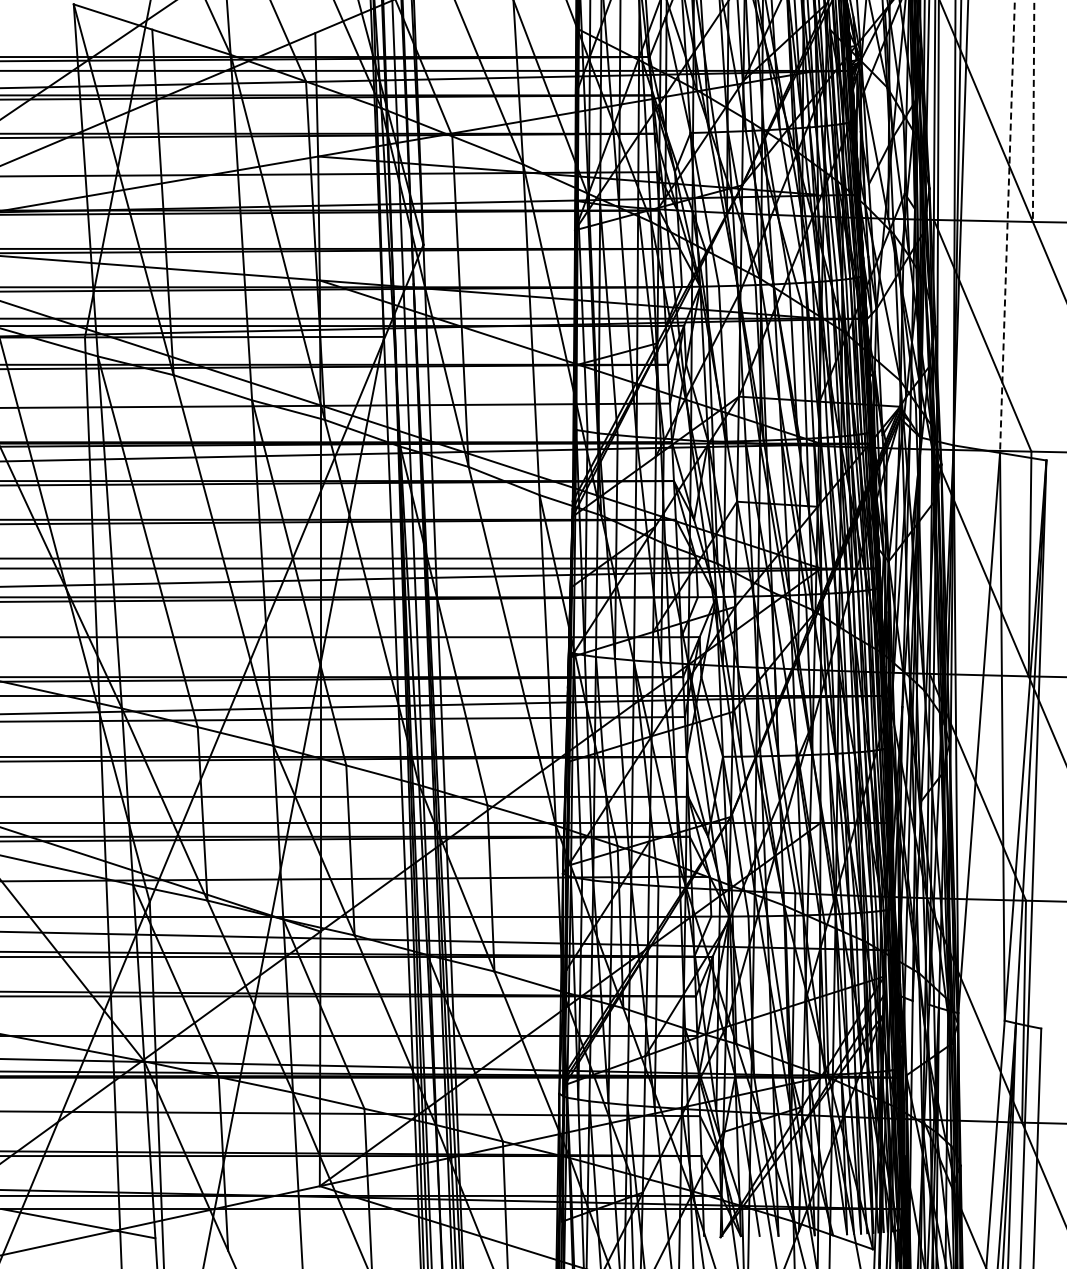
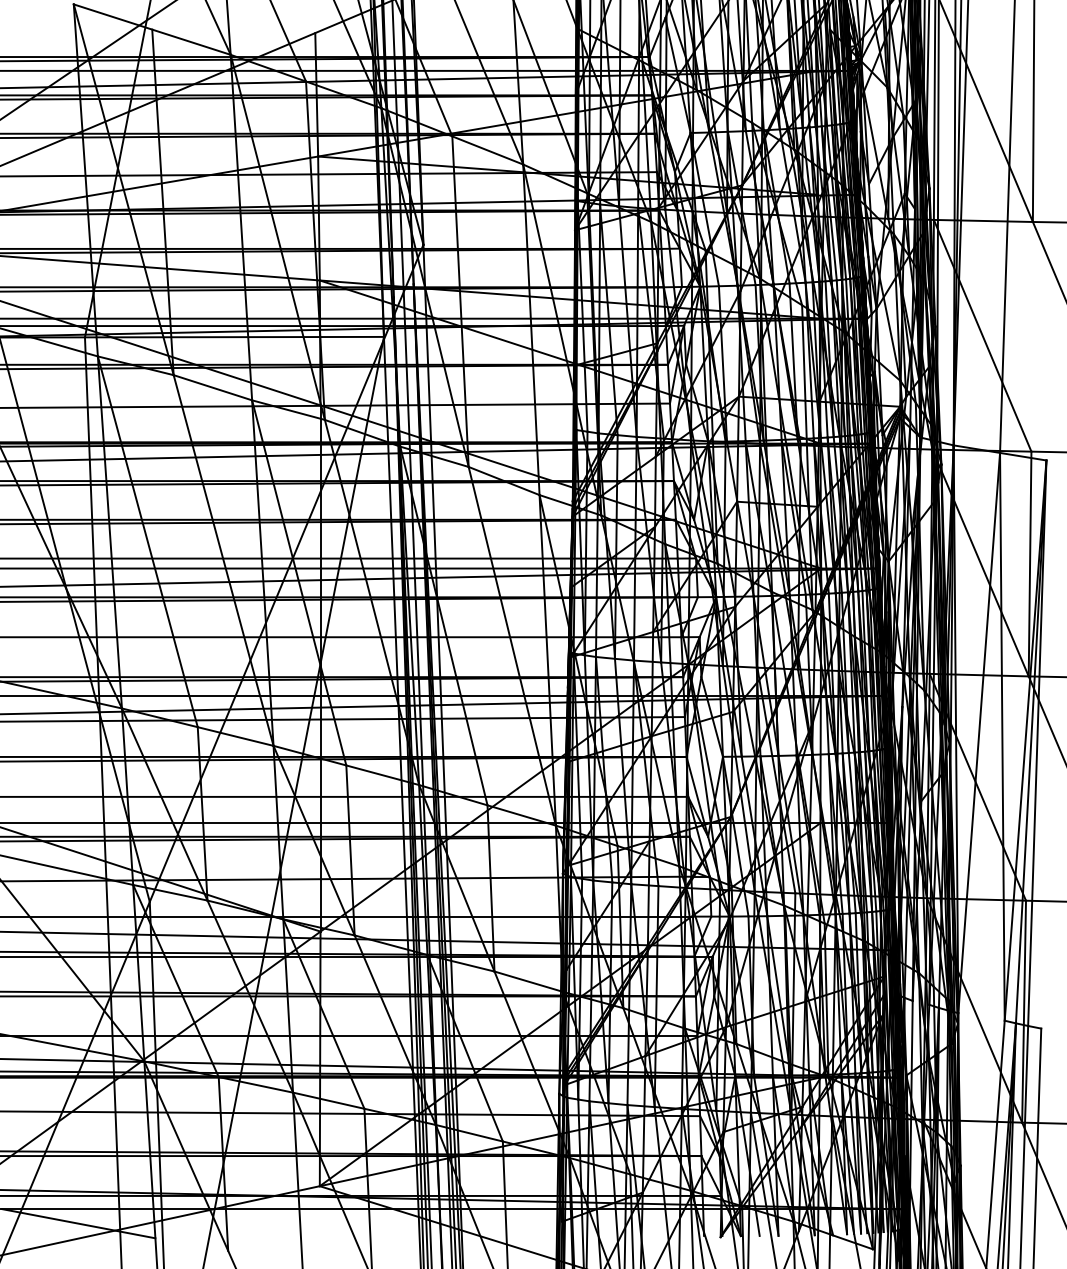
line: dashed -> solid (1033, 111)
line: dashed -> solid (1007, 227)
